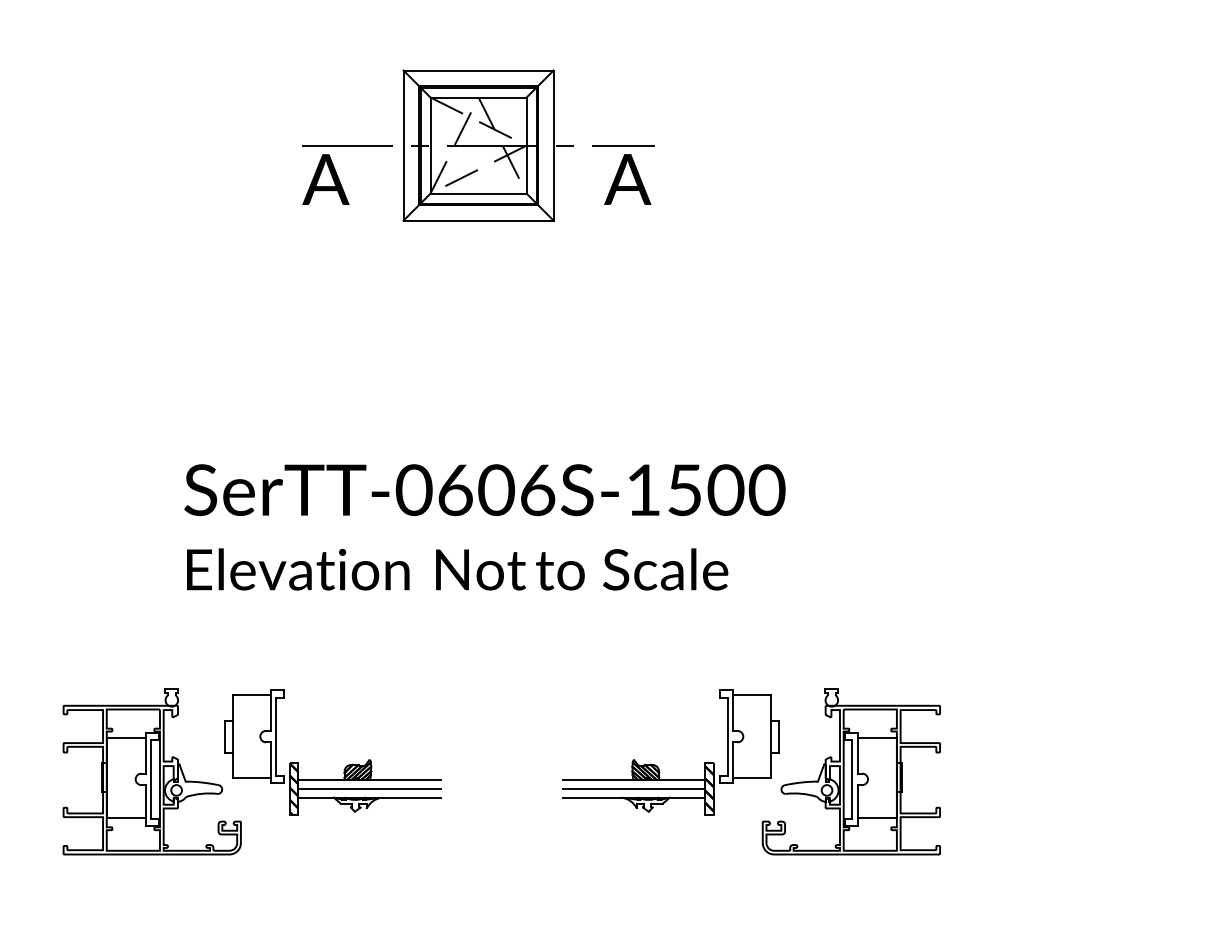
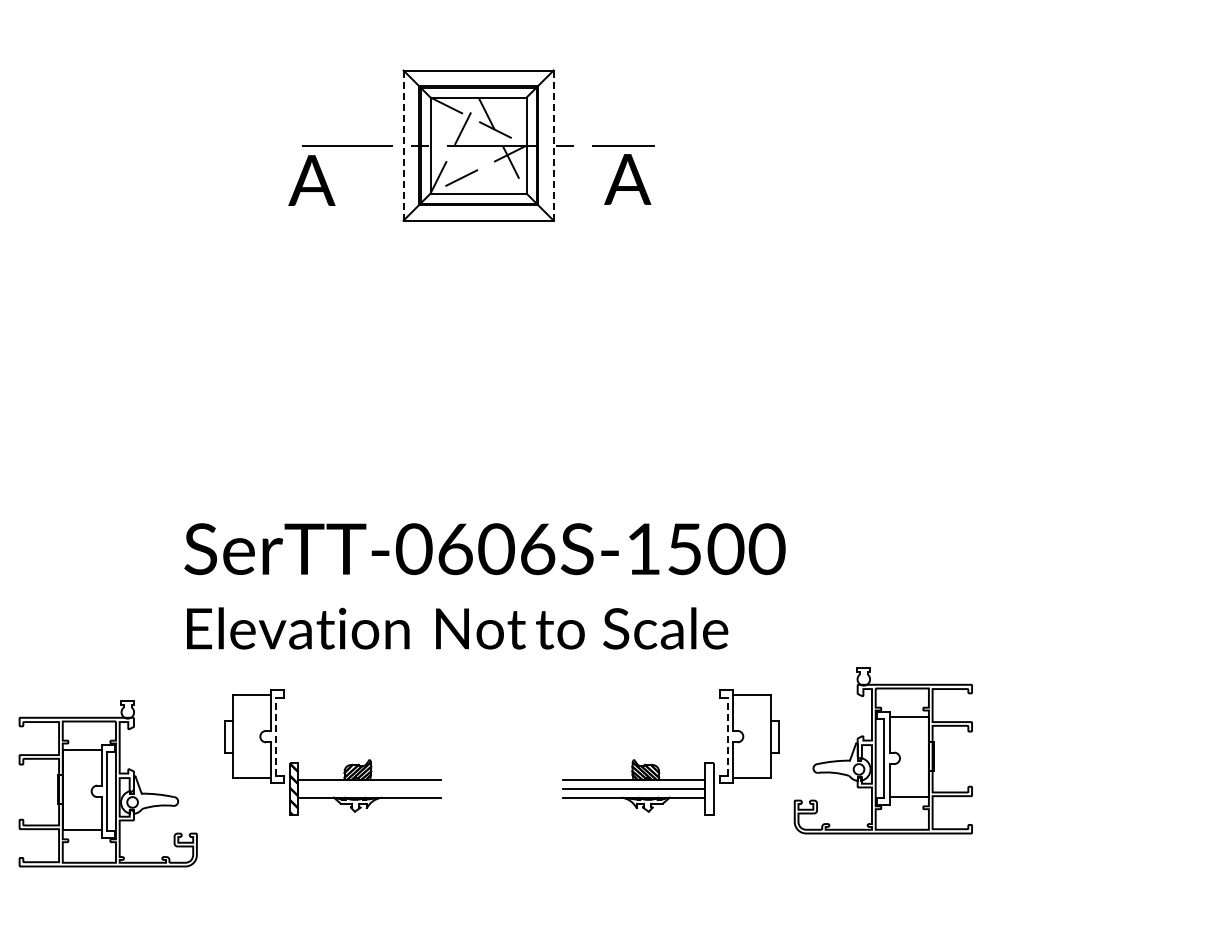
line: solid -> dashed (403, 145)
line: solid -> dashed (553, 145)
text position: (325, 179) -> (311, 180) (311, 180)
text position: (484, 527) -> (484, 586) (484, 586)
line: solid -> dashed (275, 736)
line: solid -> dashed (727, 736)
part position: (151, 771) -> (107, 783) (107, 783)
part position: (850, 771) -> (882, 750) (882, 750)
line: present -> none (369, 788)
hatch: present -> none (709, 790)
